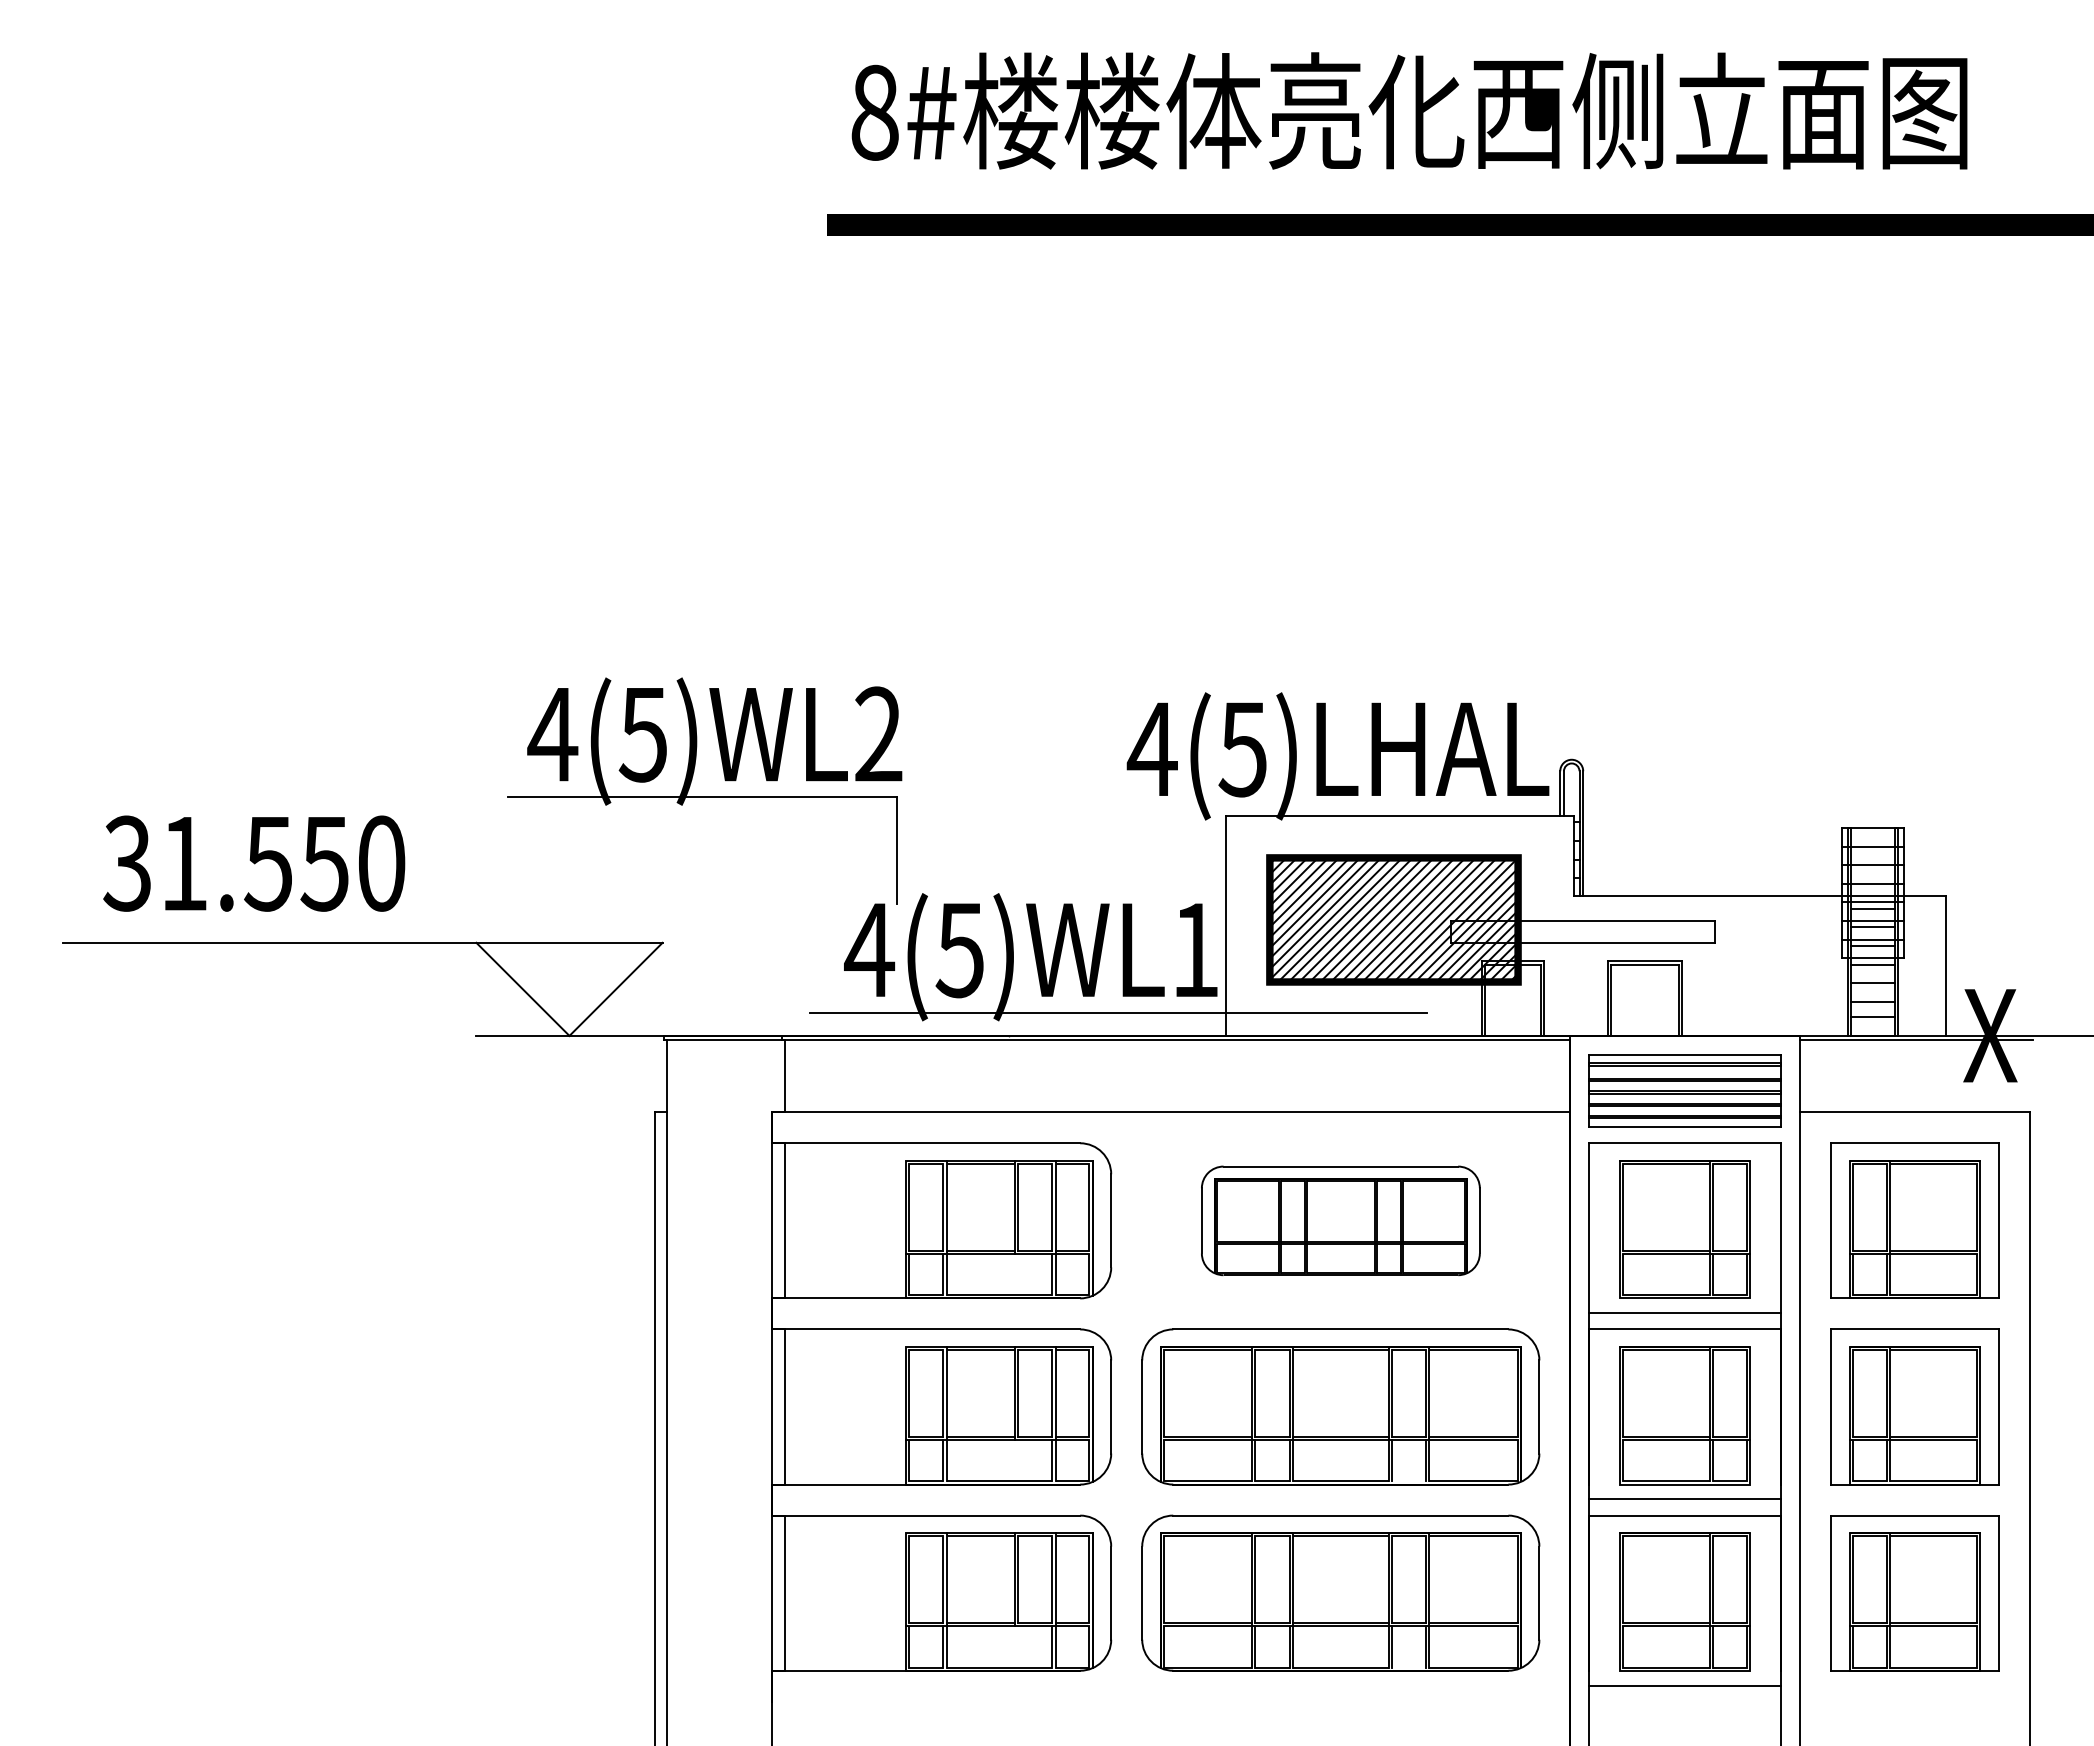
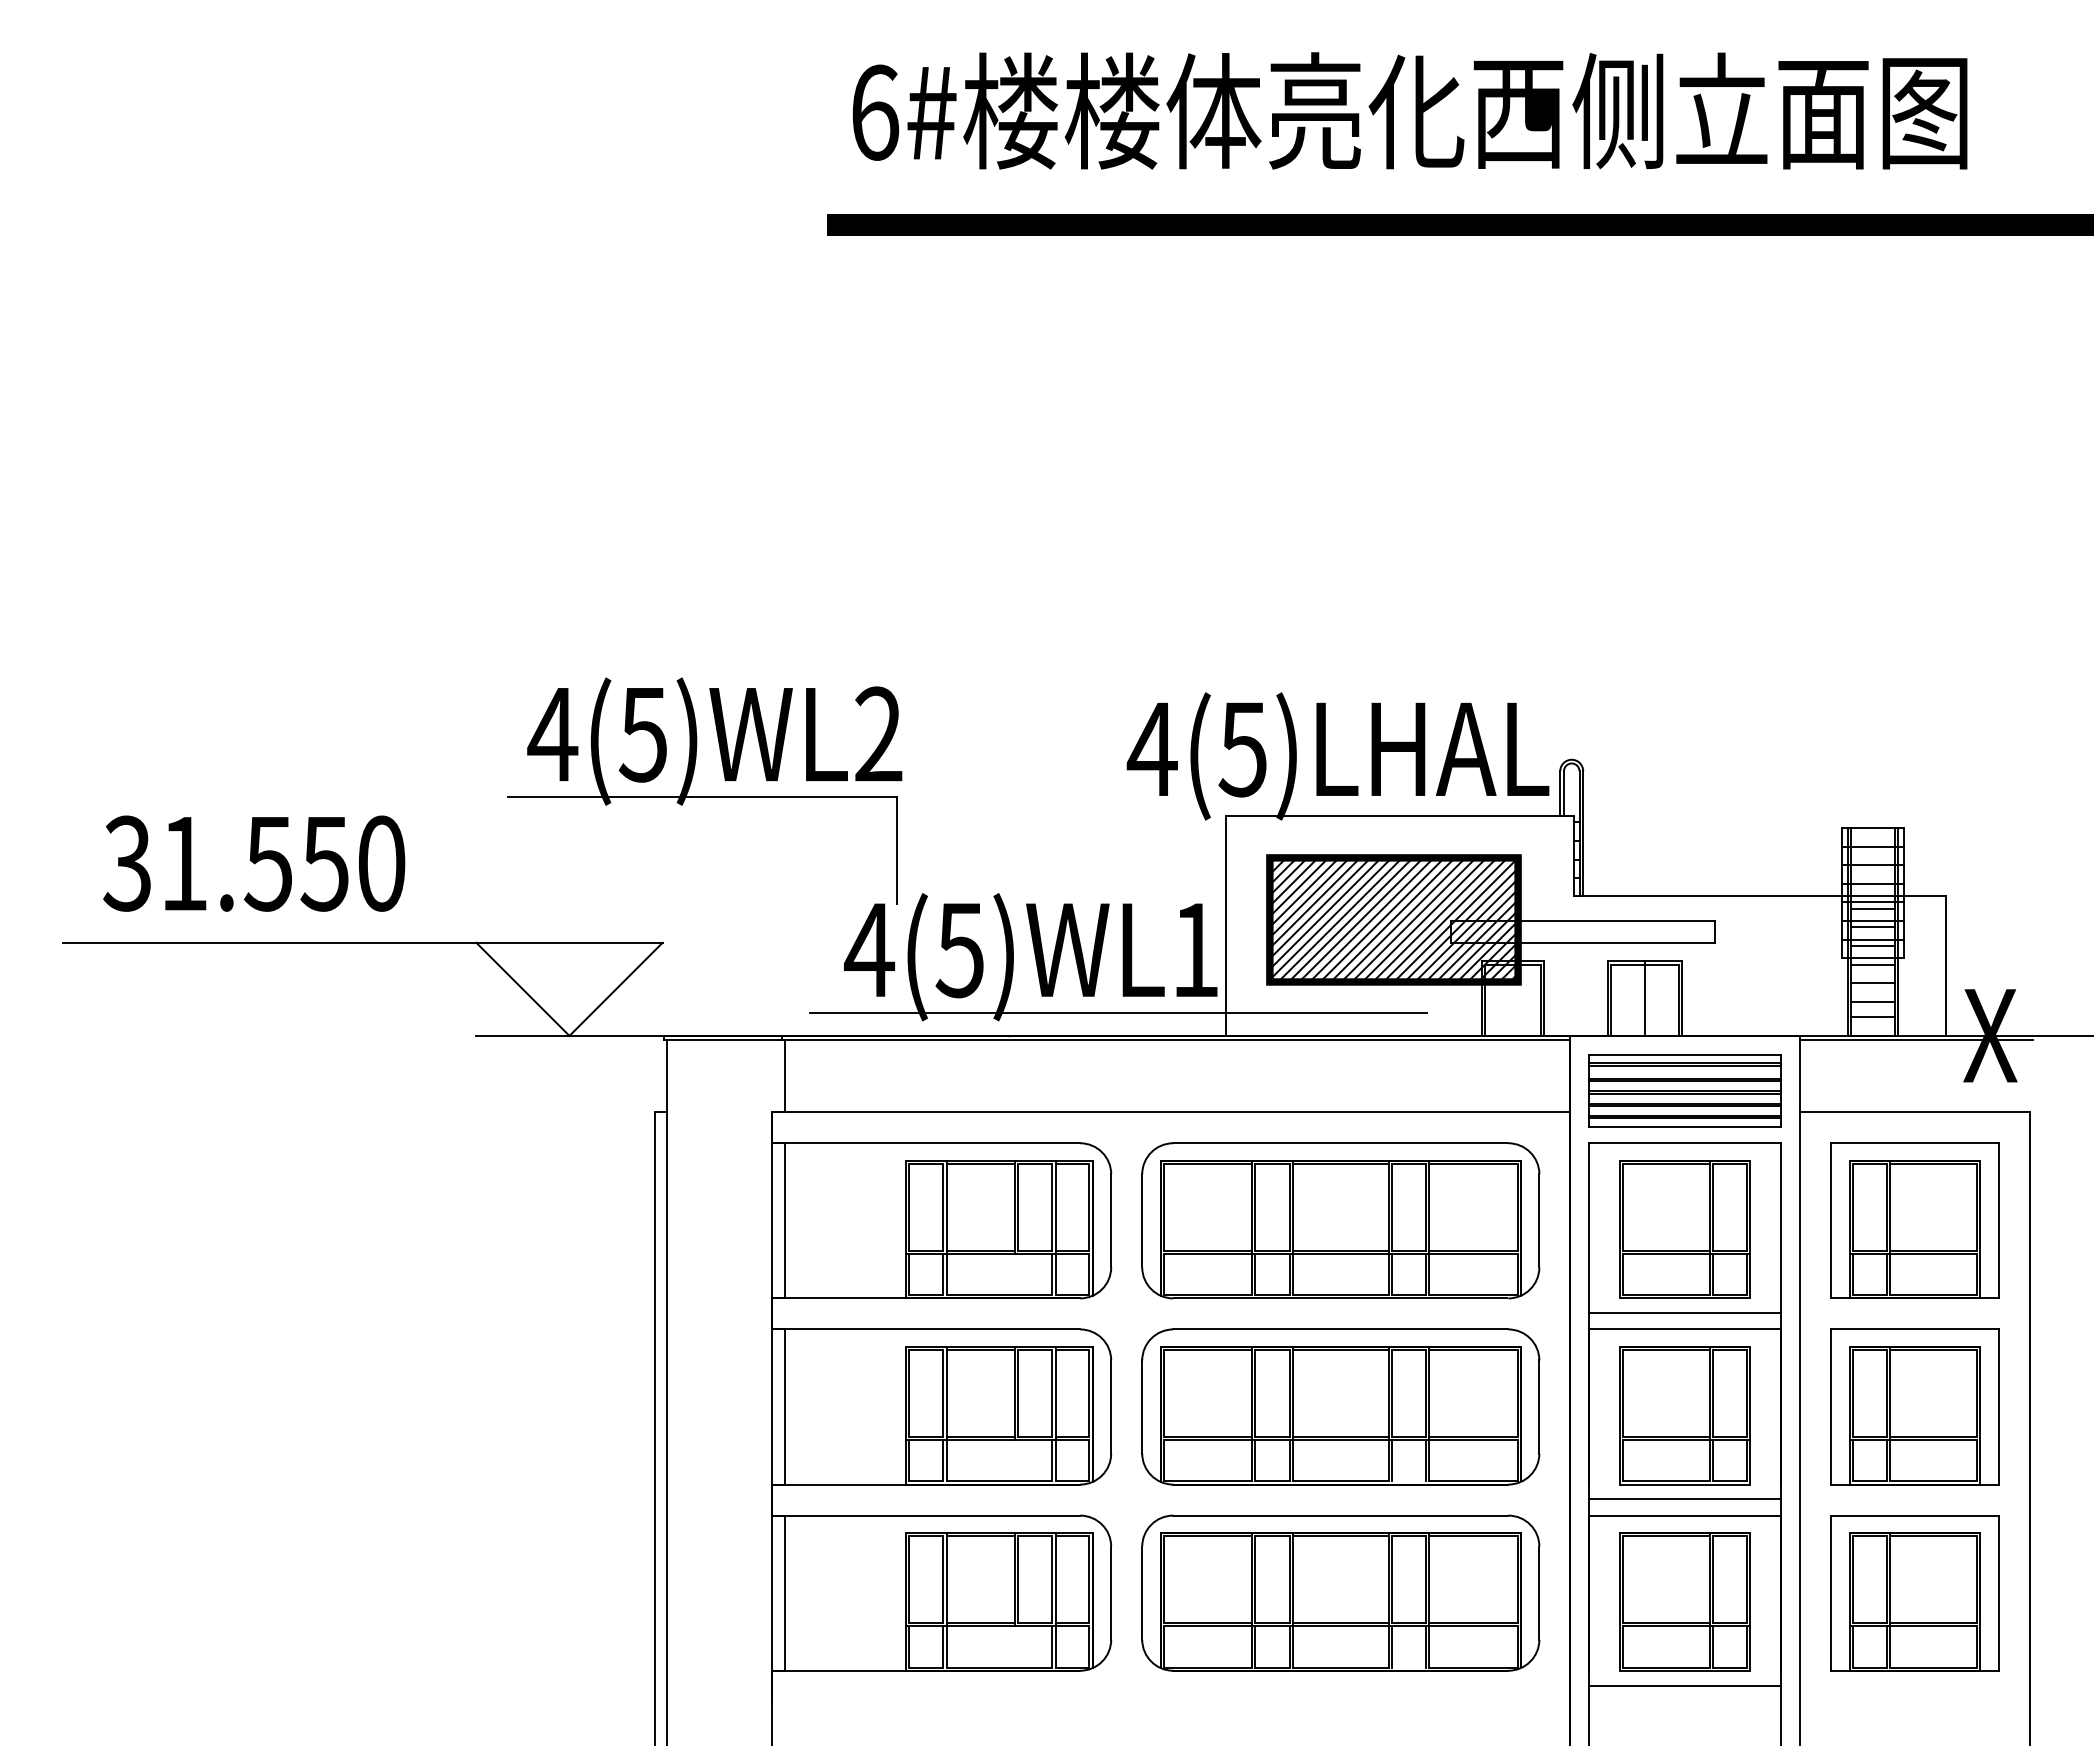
text: 8# -> 6# (875, 112)
line: none -> present (1644, 998)
part size: 280x111 px -> 400x158 px (1340, 1220)
